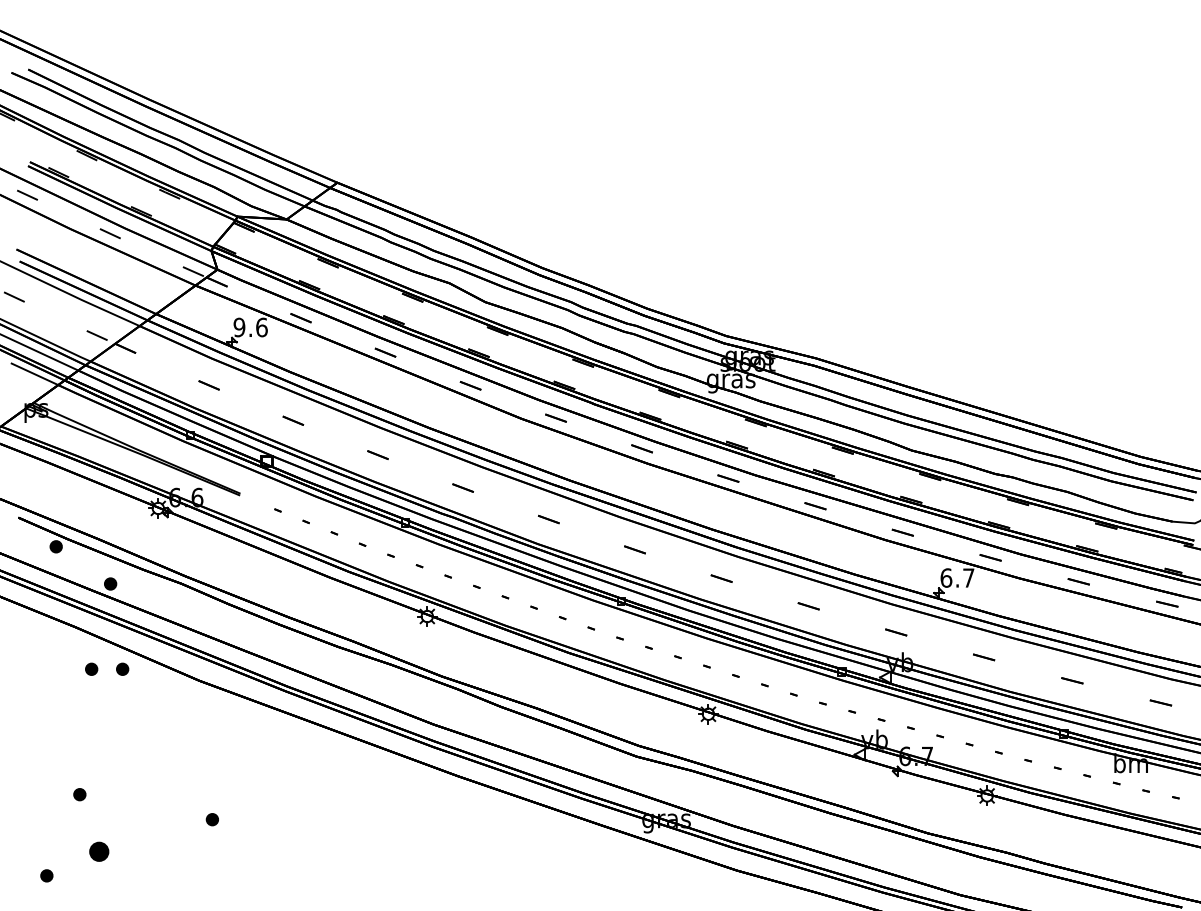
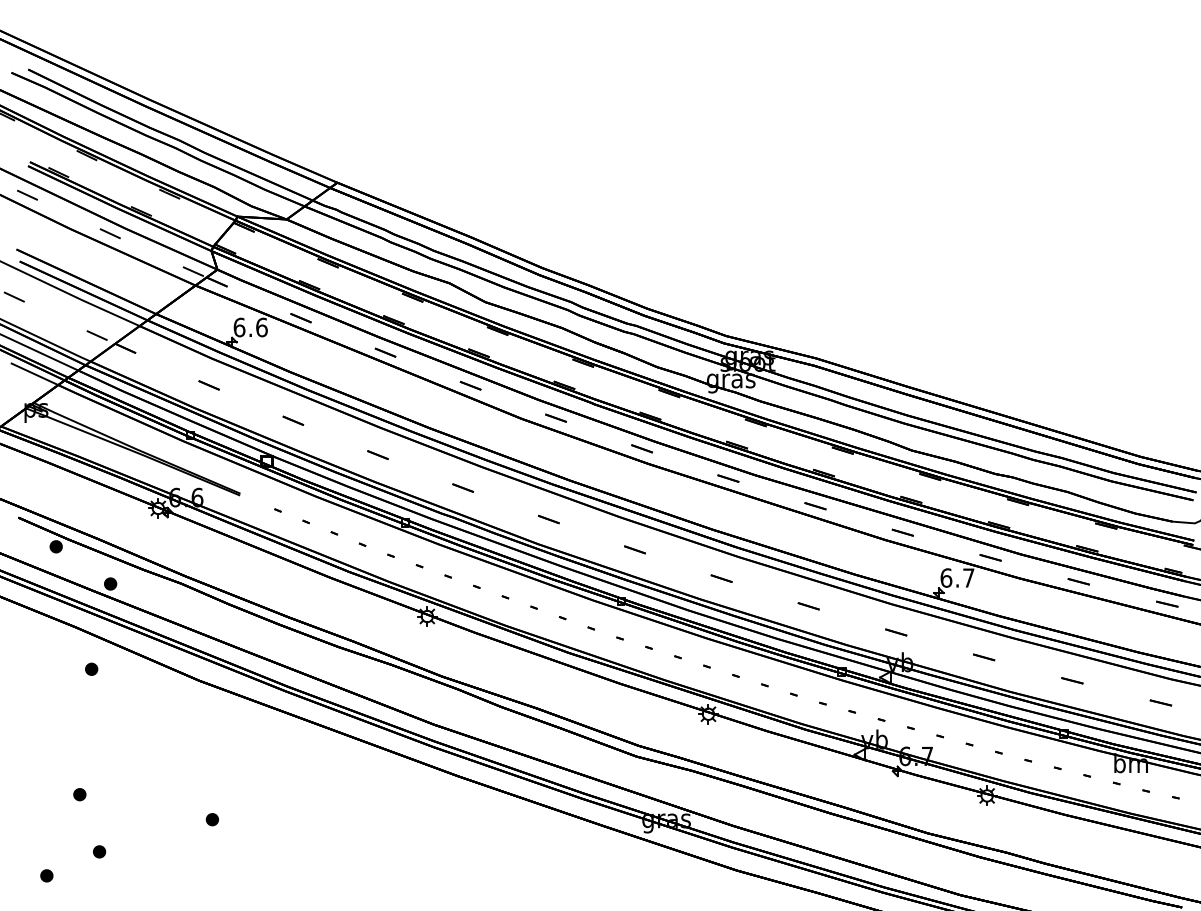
text: 9.6 -> 6.6 (239, 327)
part: present -> none (122, 668)
part size: 21x21 px -> 14x14 px (99, 851)
